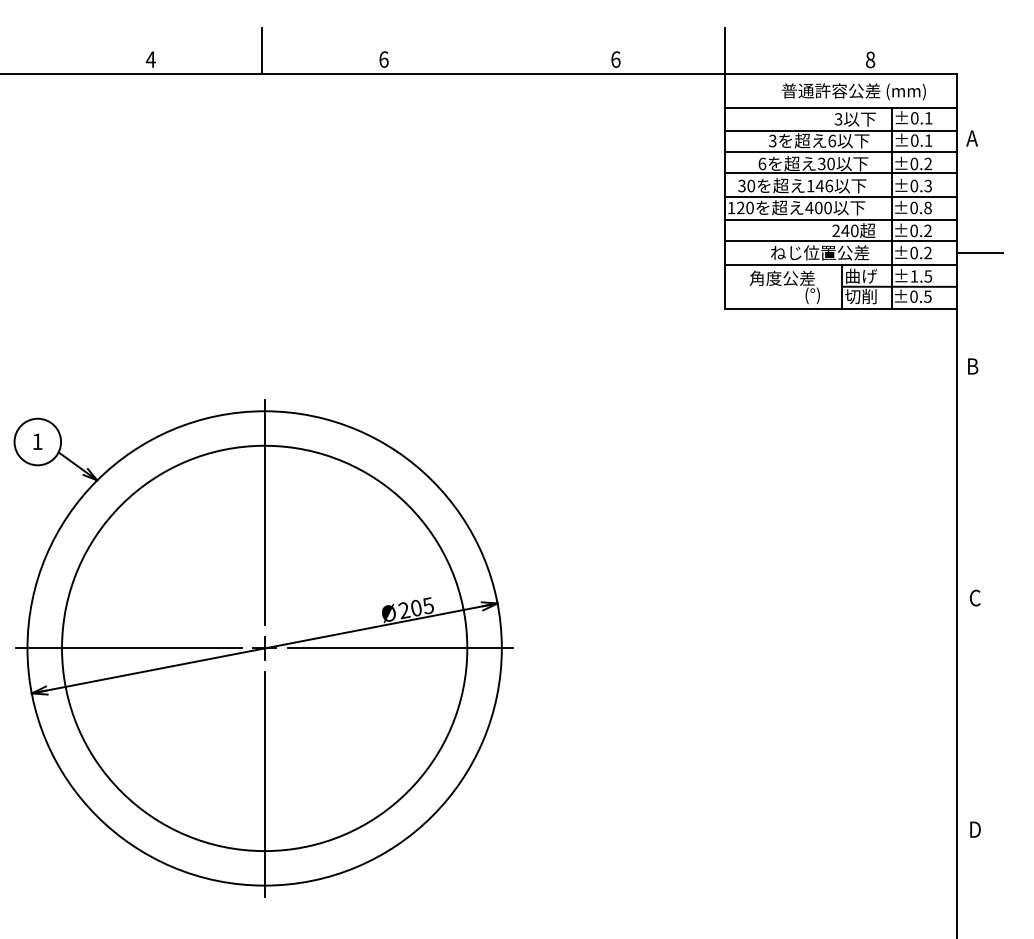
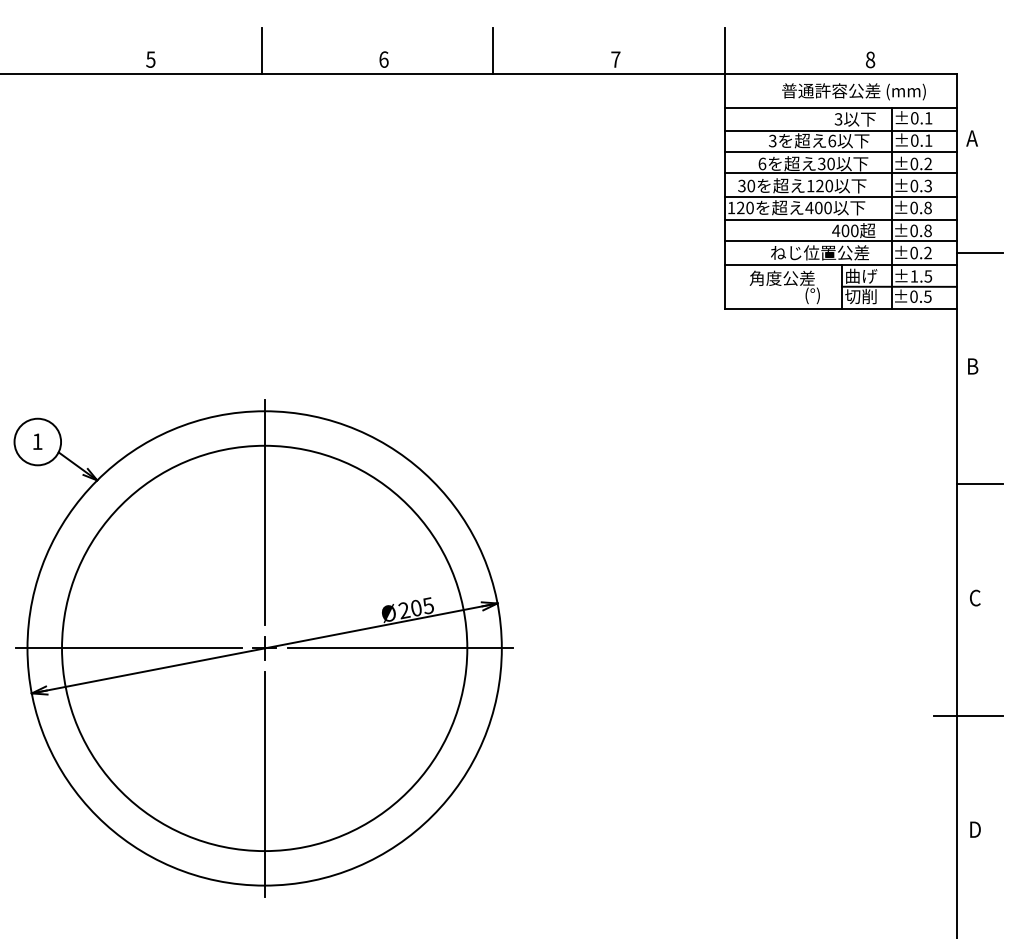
line: none -> present (493, 51)
text: 4 -> 5 (150, 59)
text: 6 -> 7 (615, 59)
text: 146 -> 120 (824, 185)
text: 240 -> 400 (840, 230)
text: ±0.2 -> ±0.8 (927, 230)
line: none -> present (979, 484)
line: none -> present (967, 715)
